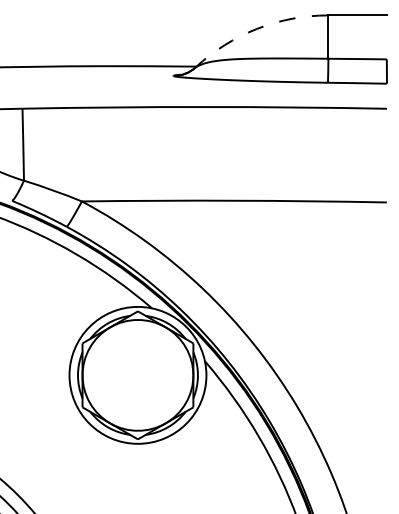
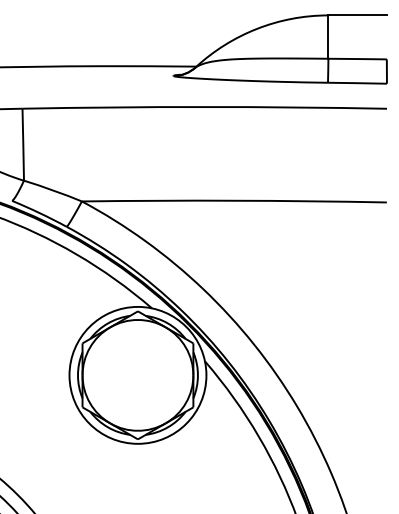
arc: dashed -> solid (257, 28)
